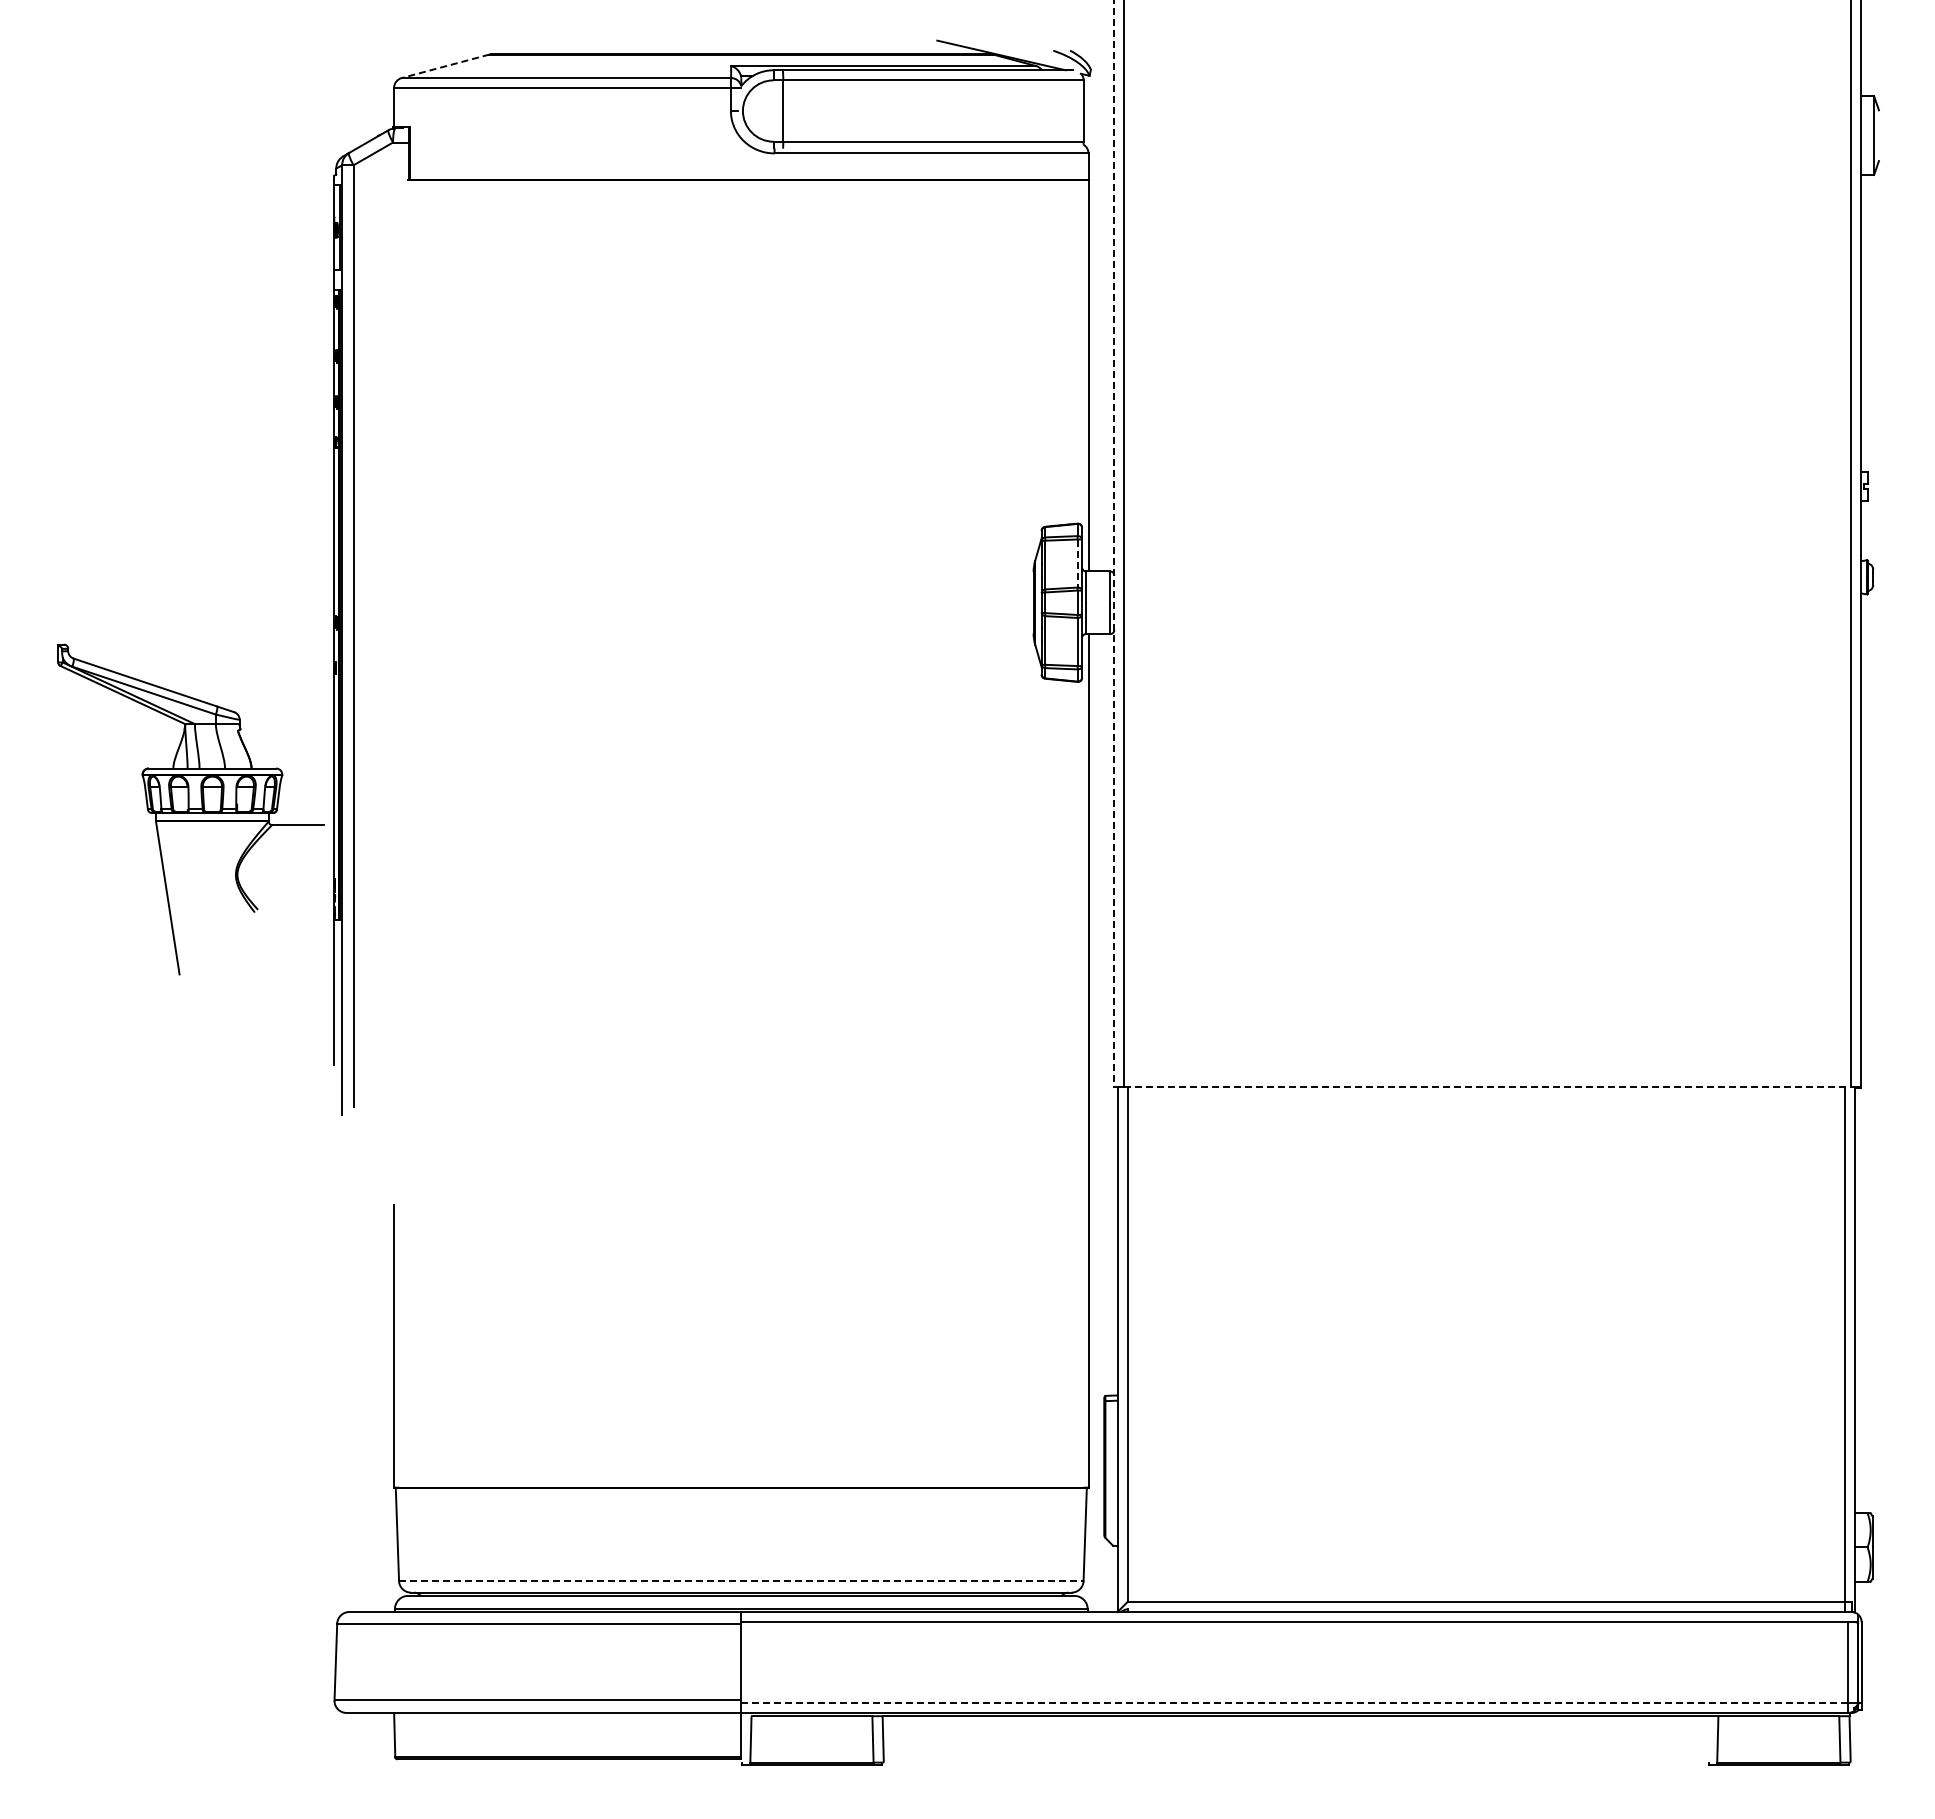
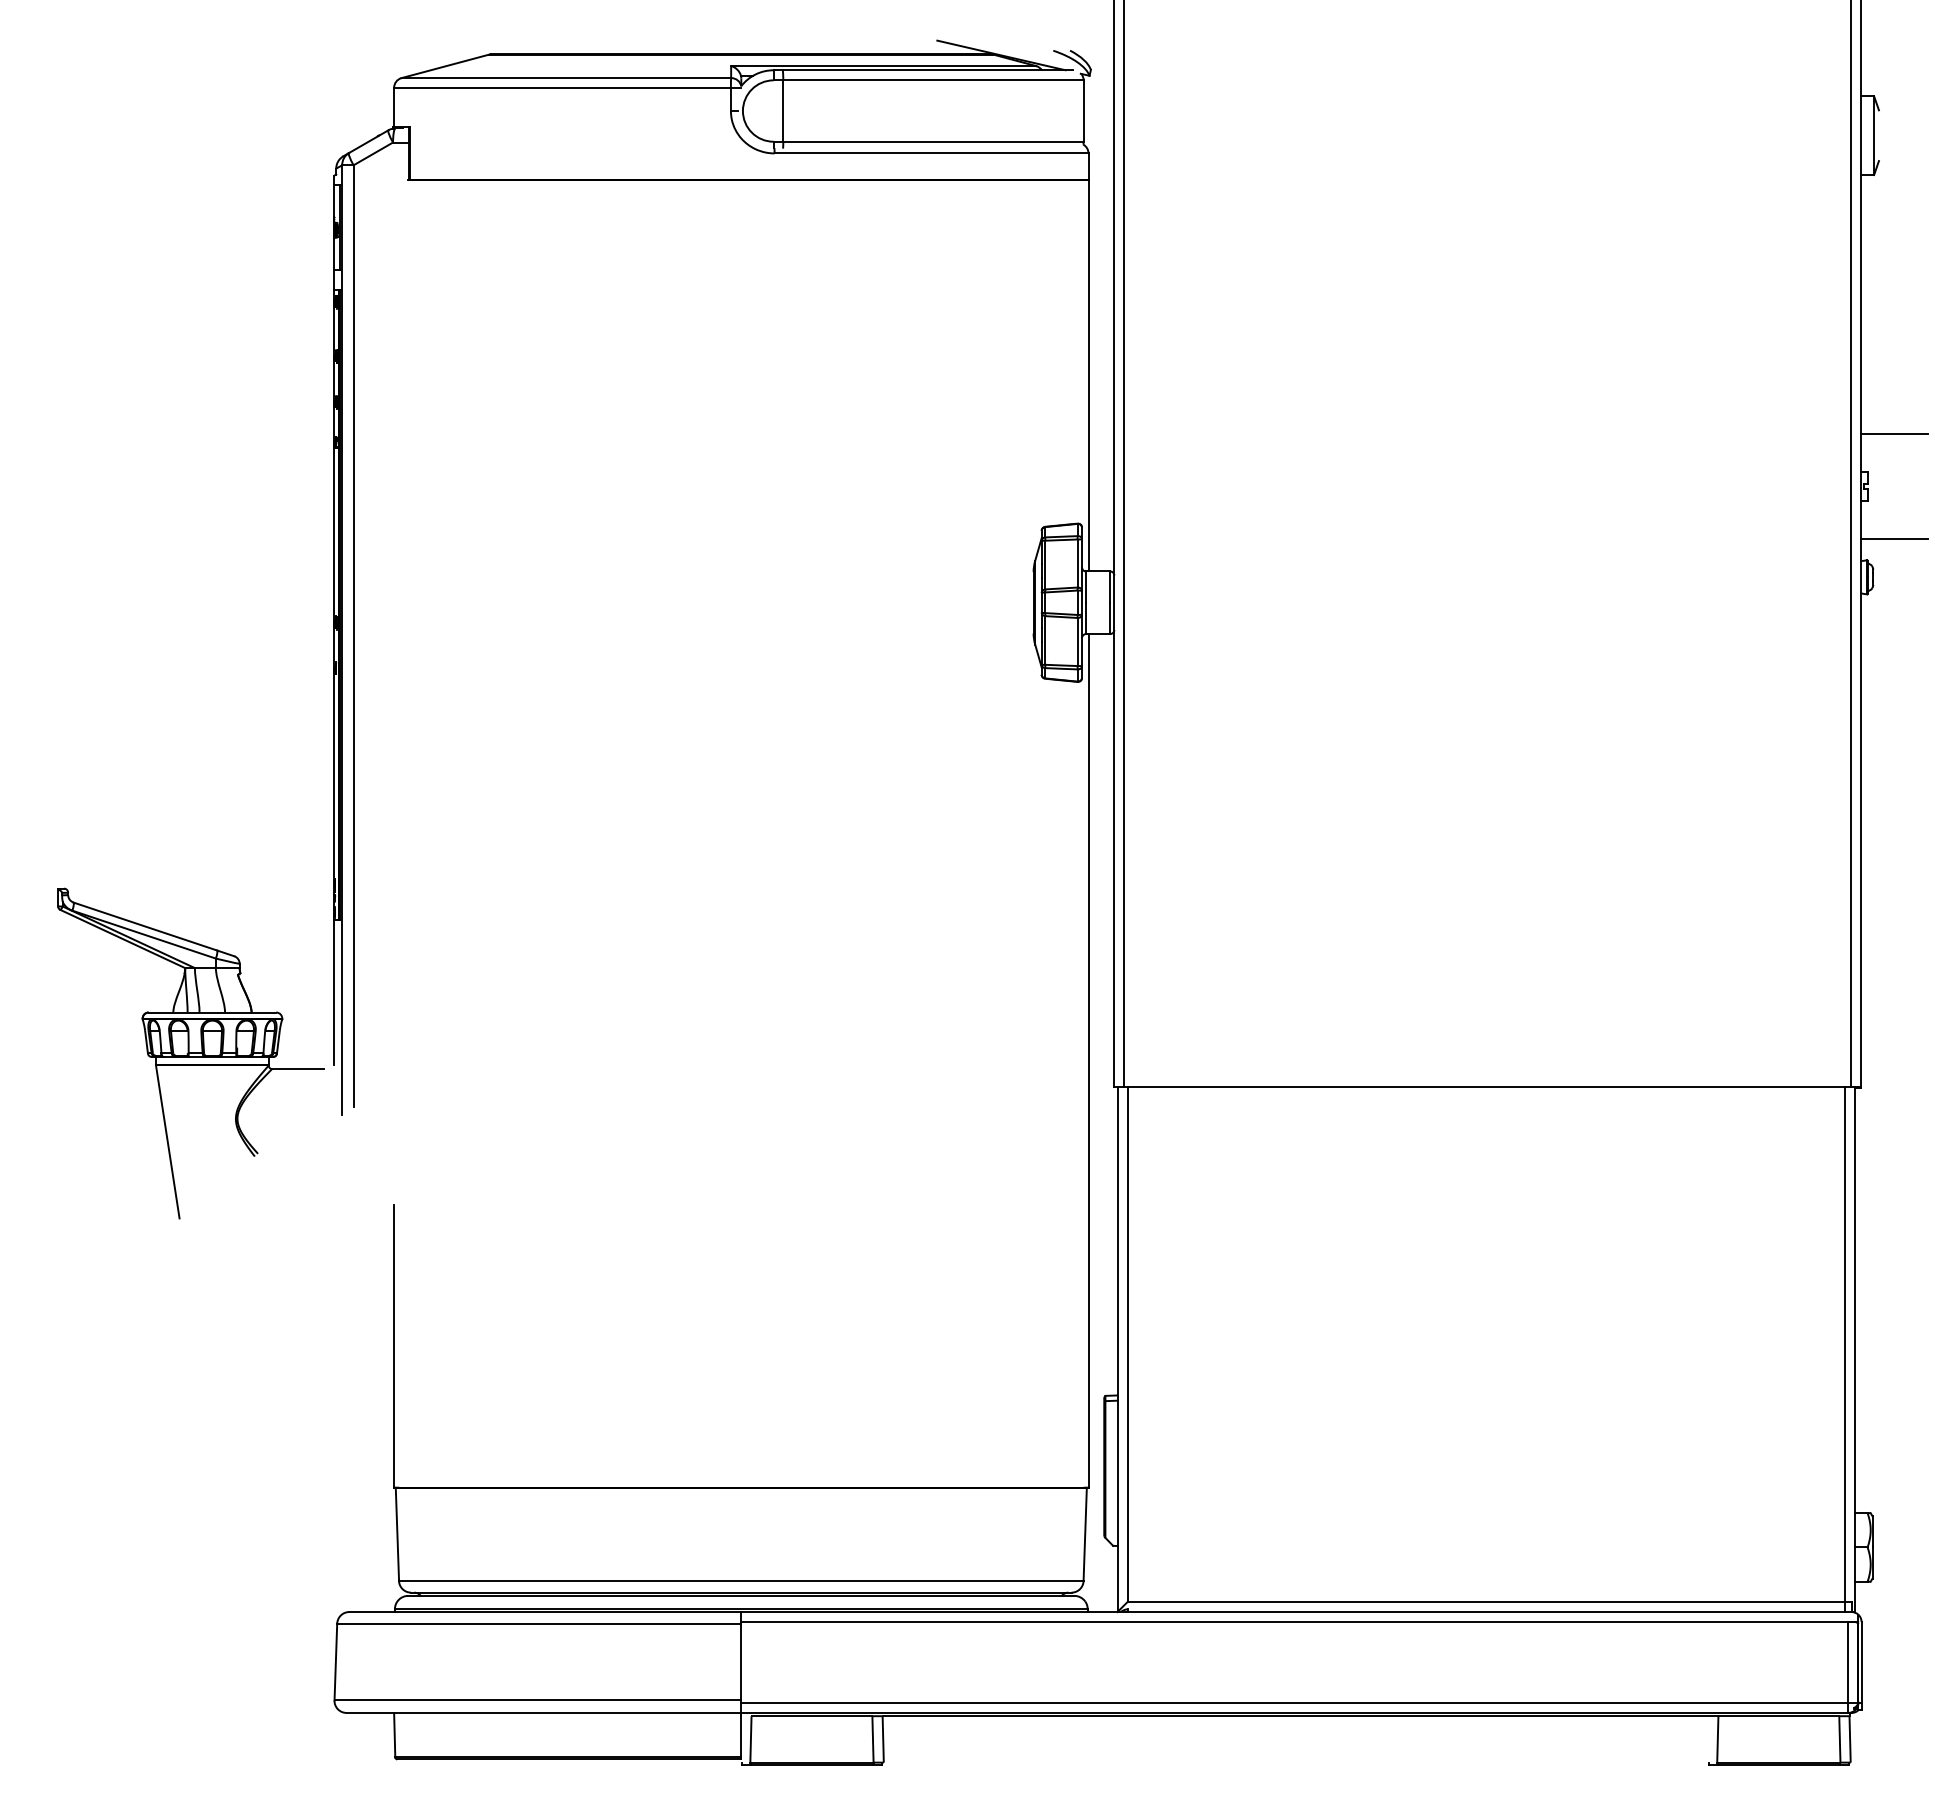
line: dashed -> solid (445, 66)
line: none -> present (1894, 434)
line: none -> present (1894, 538)
line: dashed -> solid (1114, 544)
line: dashed -> solid (1077, 564)
part position: (190, 809) -> (190, 1053) (190, 1053)
line: dashed -> solid (1488, 1087)
line: dashed -> solid (741, 1580)
line: dashed -> solid (1294, 1702)
